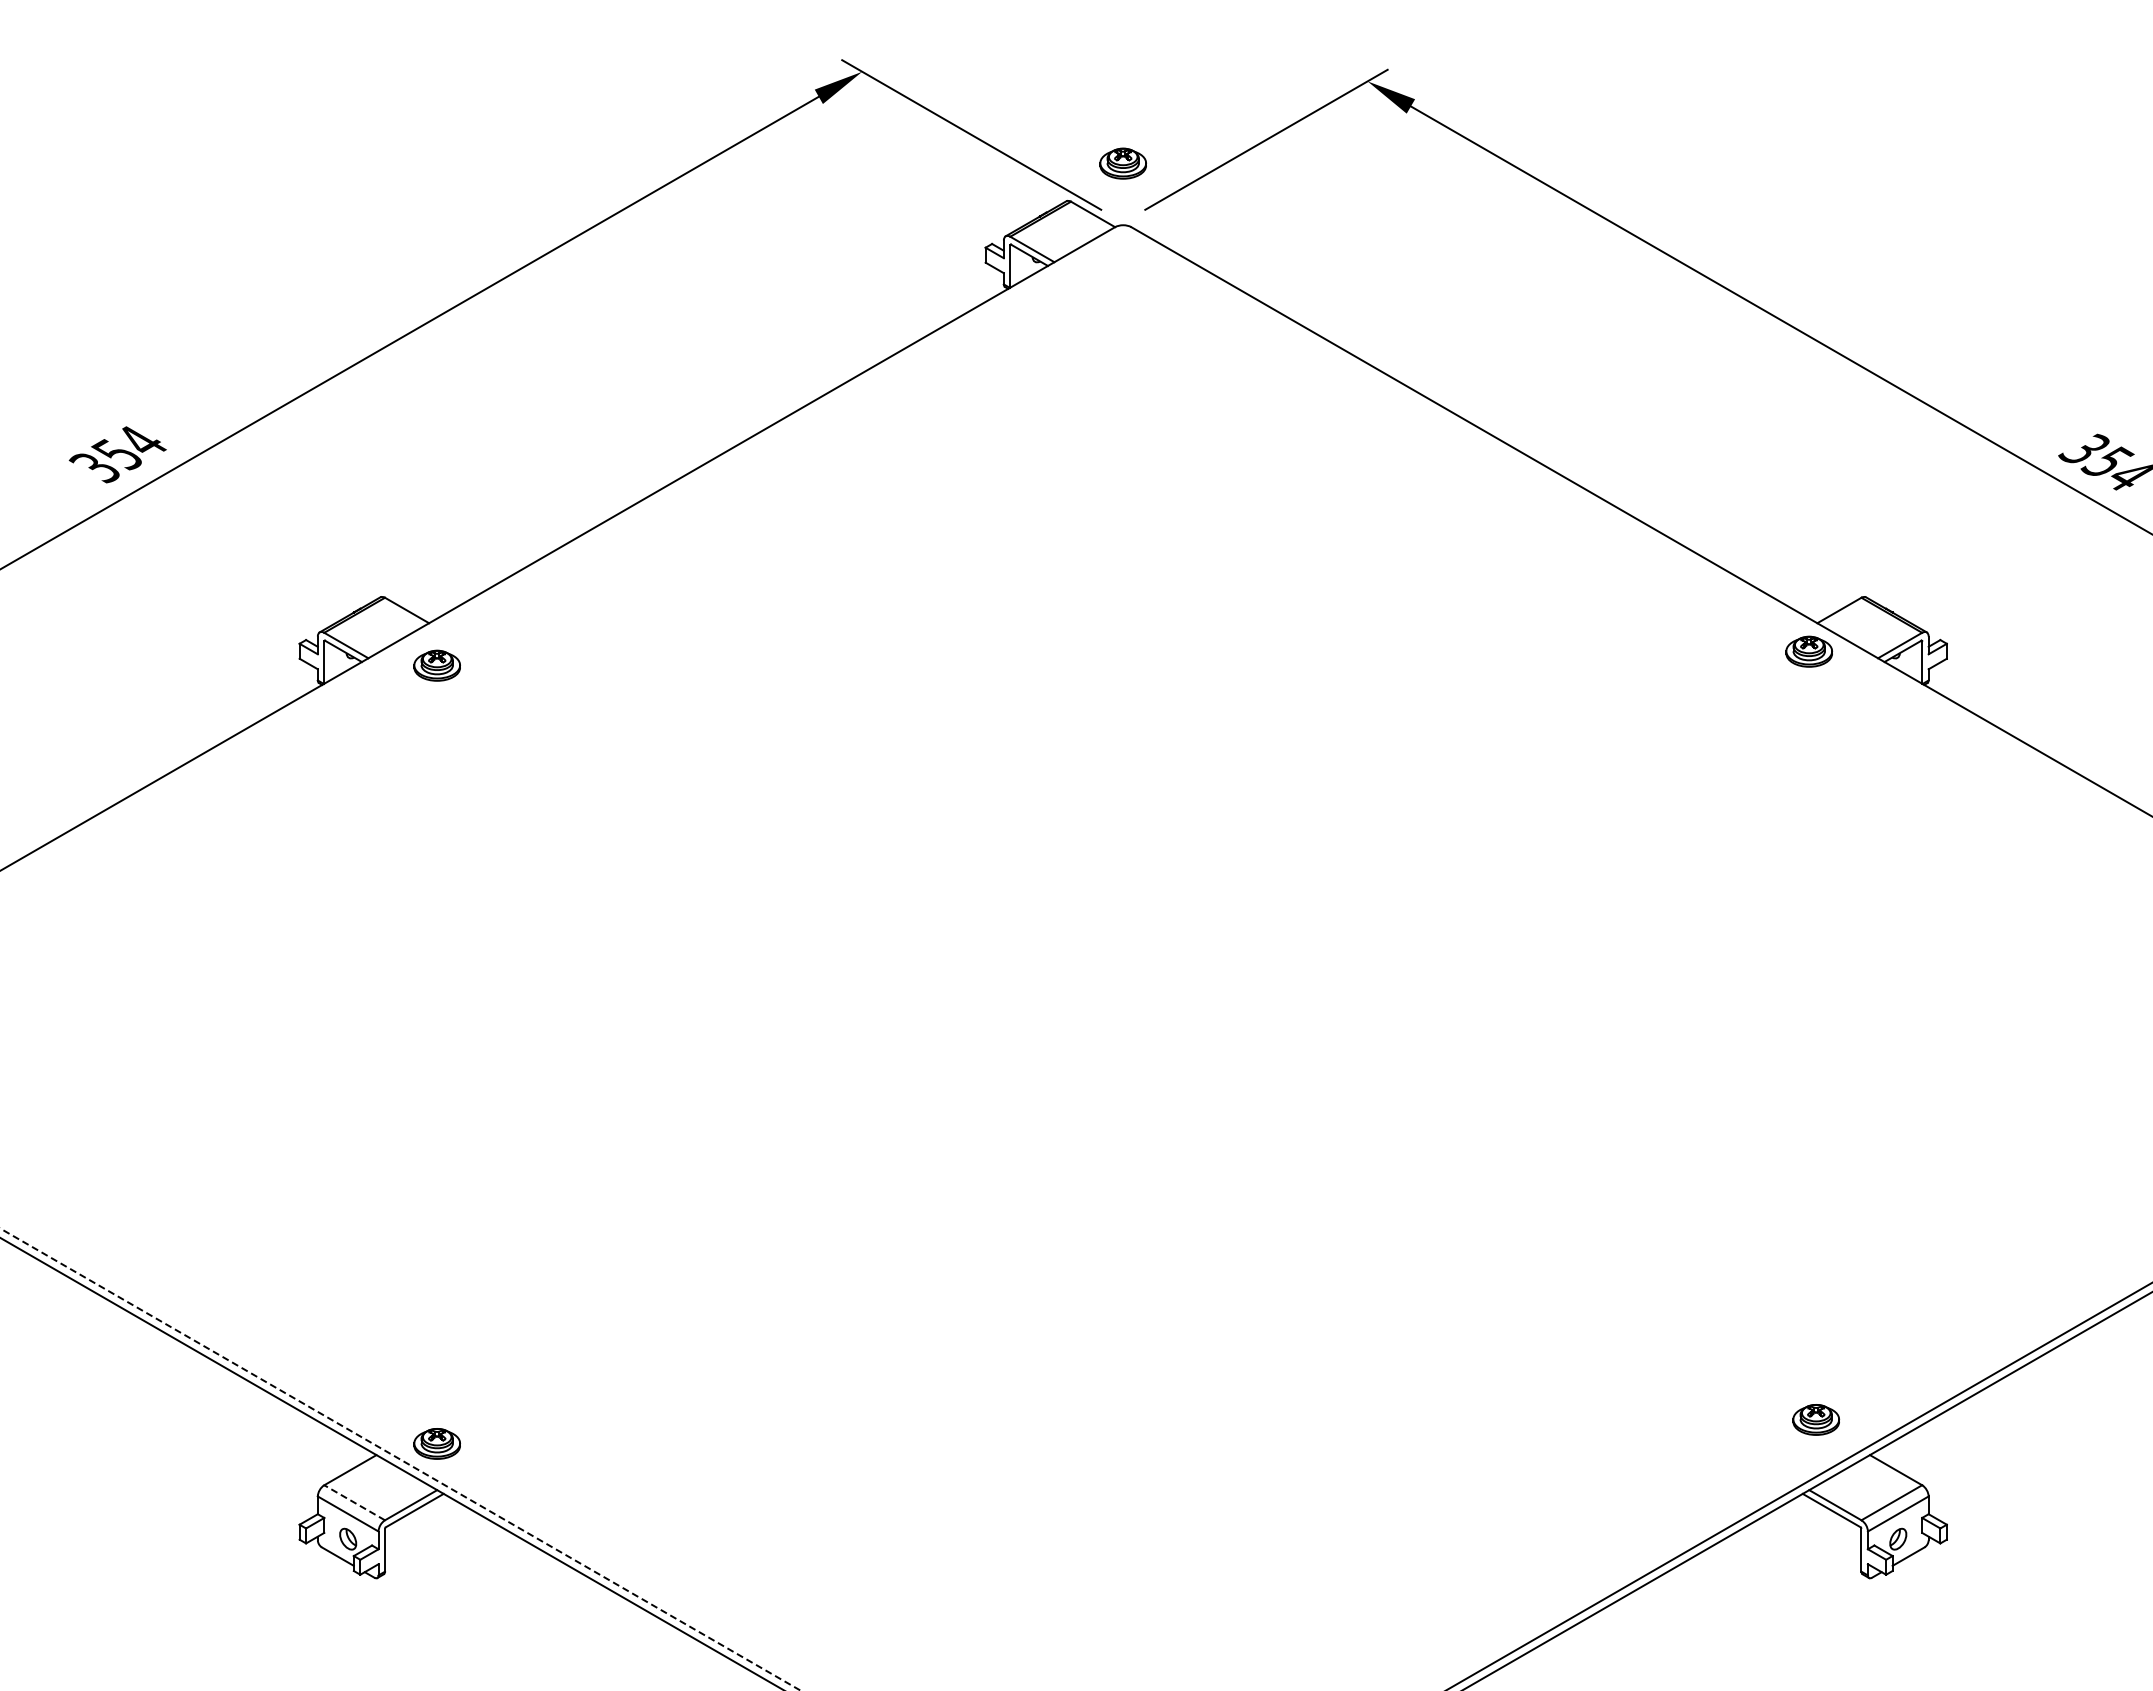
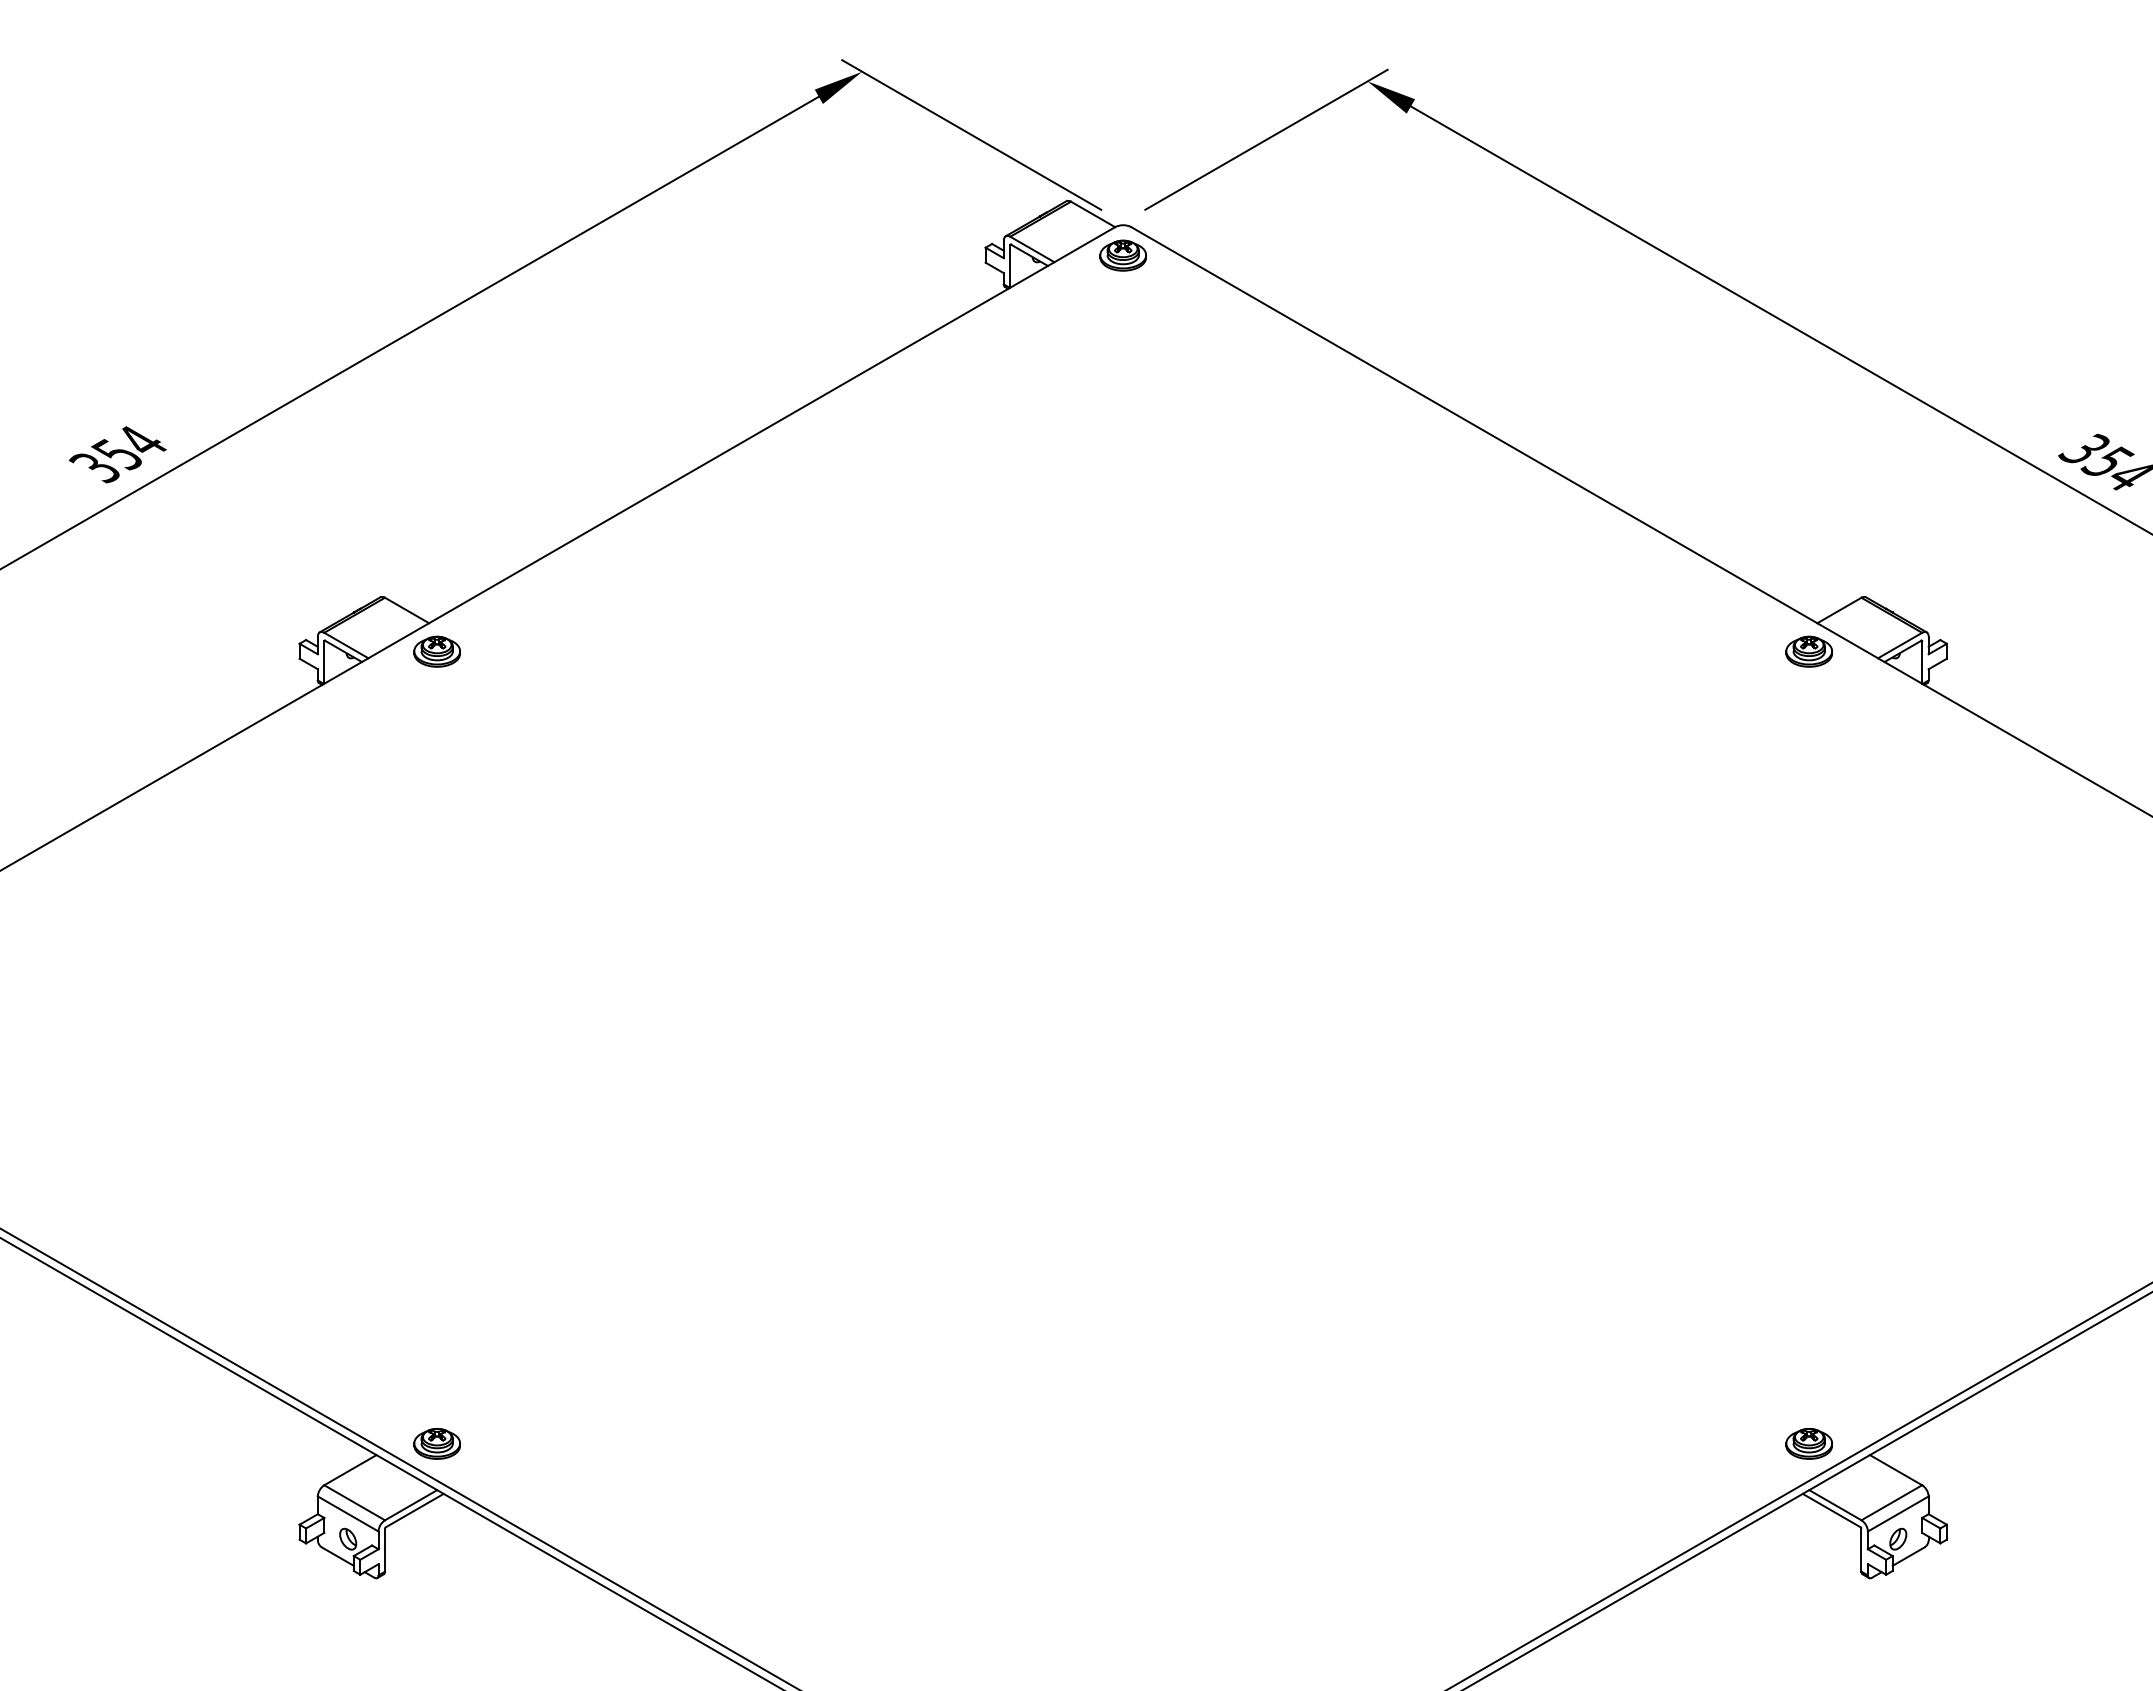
part position: (1122, 163) -> (1122, 255) (1122, 255)
part position: (436, 665) -> (436, 651) (436, 651)
part position: (1816, 1419) -> (1809, 1443) (1809, 1443)
line: dashed -> solid (400, 1459)
line: dashed -> solid (354, 1502)
